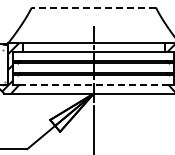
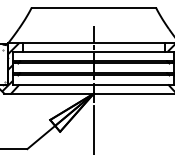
line: dashed -> solid (93, 7)
line: dashed -> solid (93, 85)
